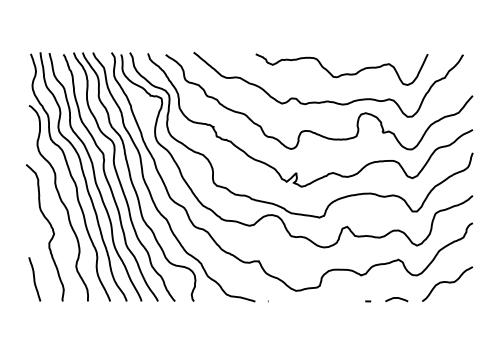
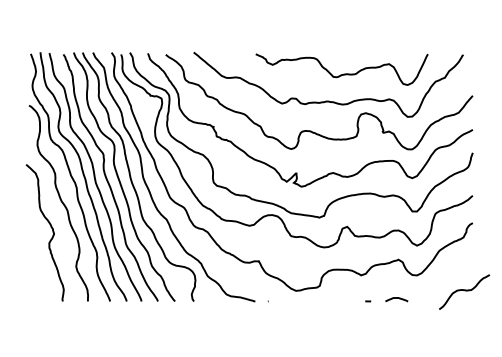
curve: present -> none (34, 279)
curve position: (447, 283) -> (464, 291) (464, 291)
